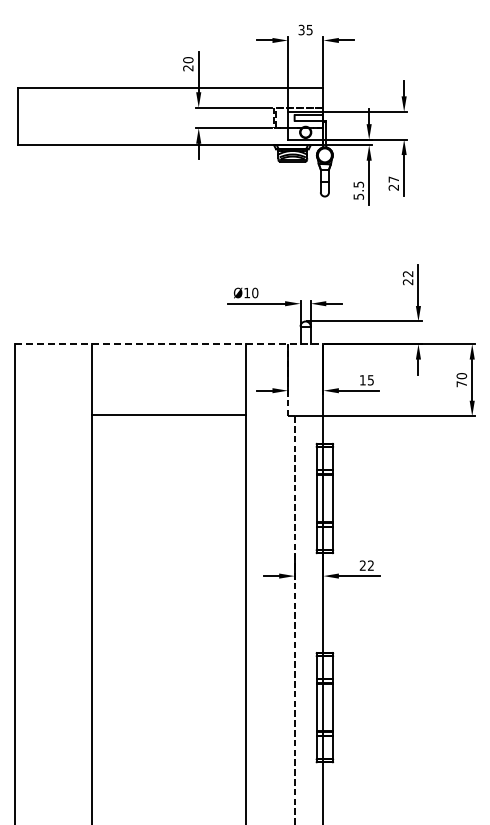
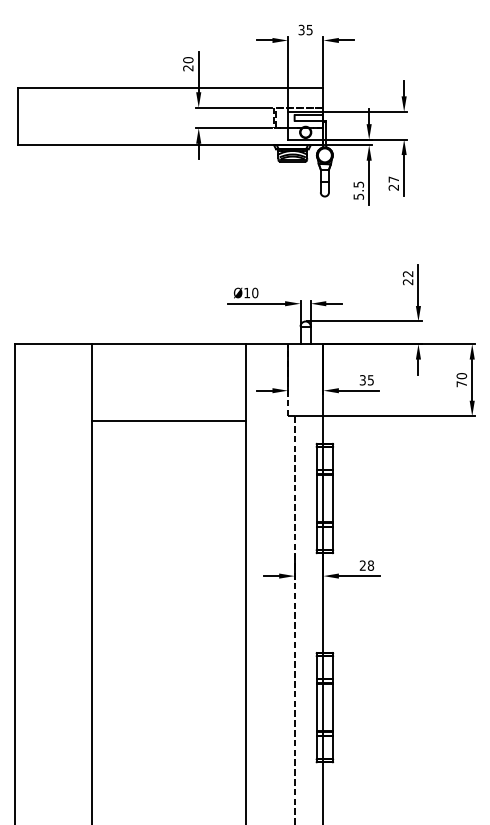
line: dashed -> solid (169, 344)
text: 15 -> 35 (362, 380)
line position: (168, 415) -> (168, 421) (168, 421)
text: 22 -> 28 (370, 565)
